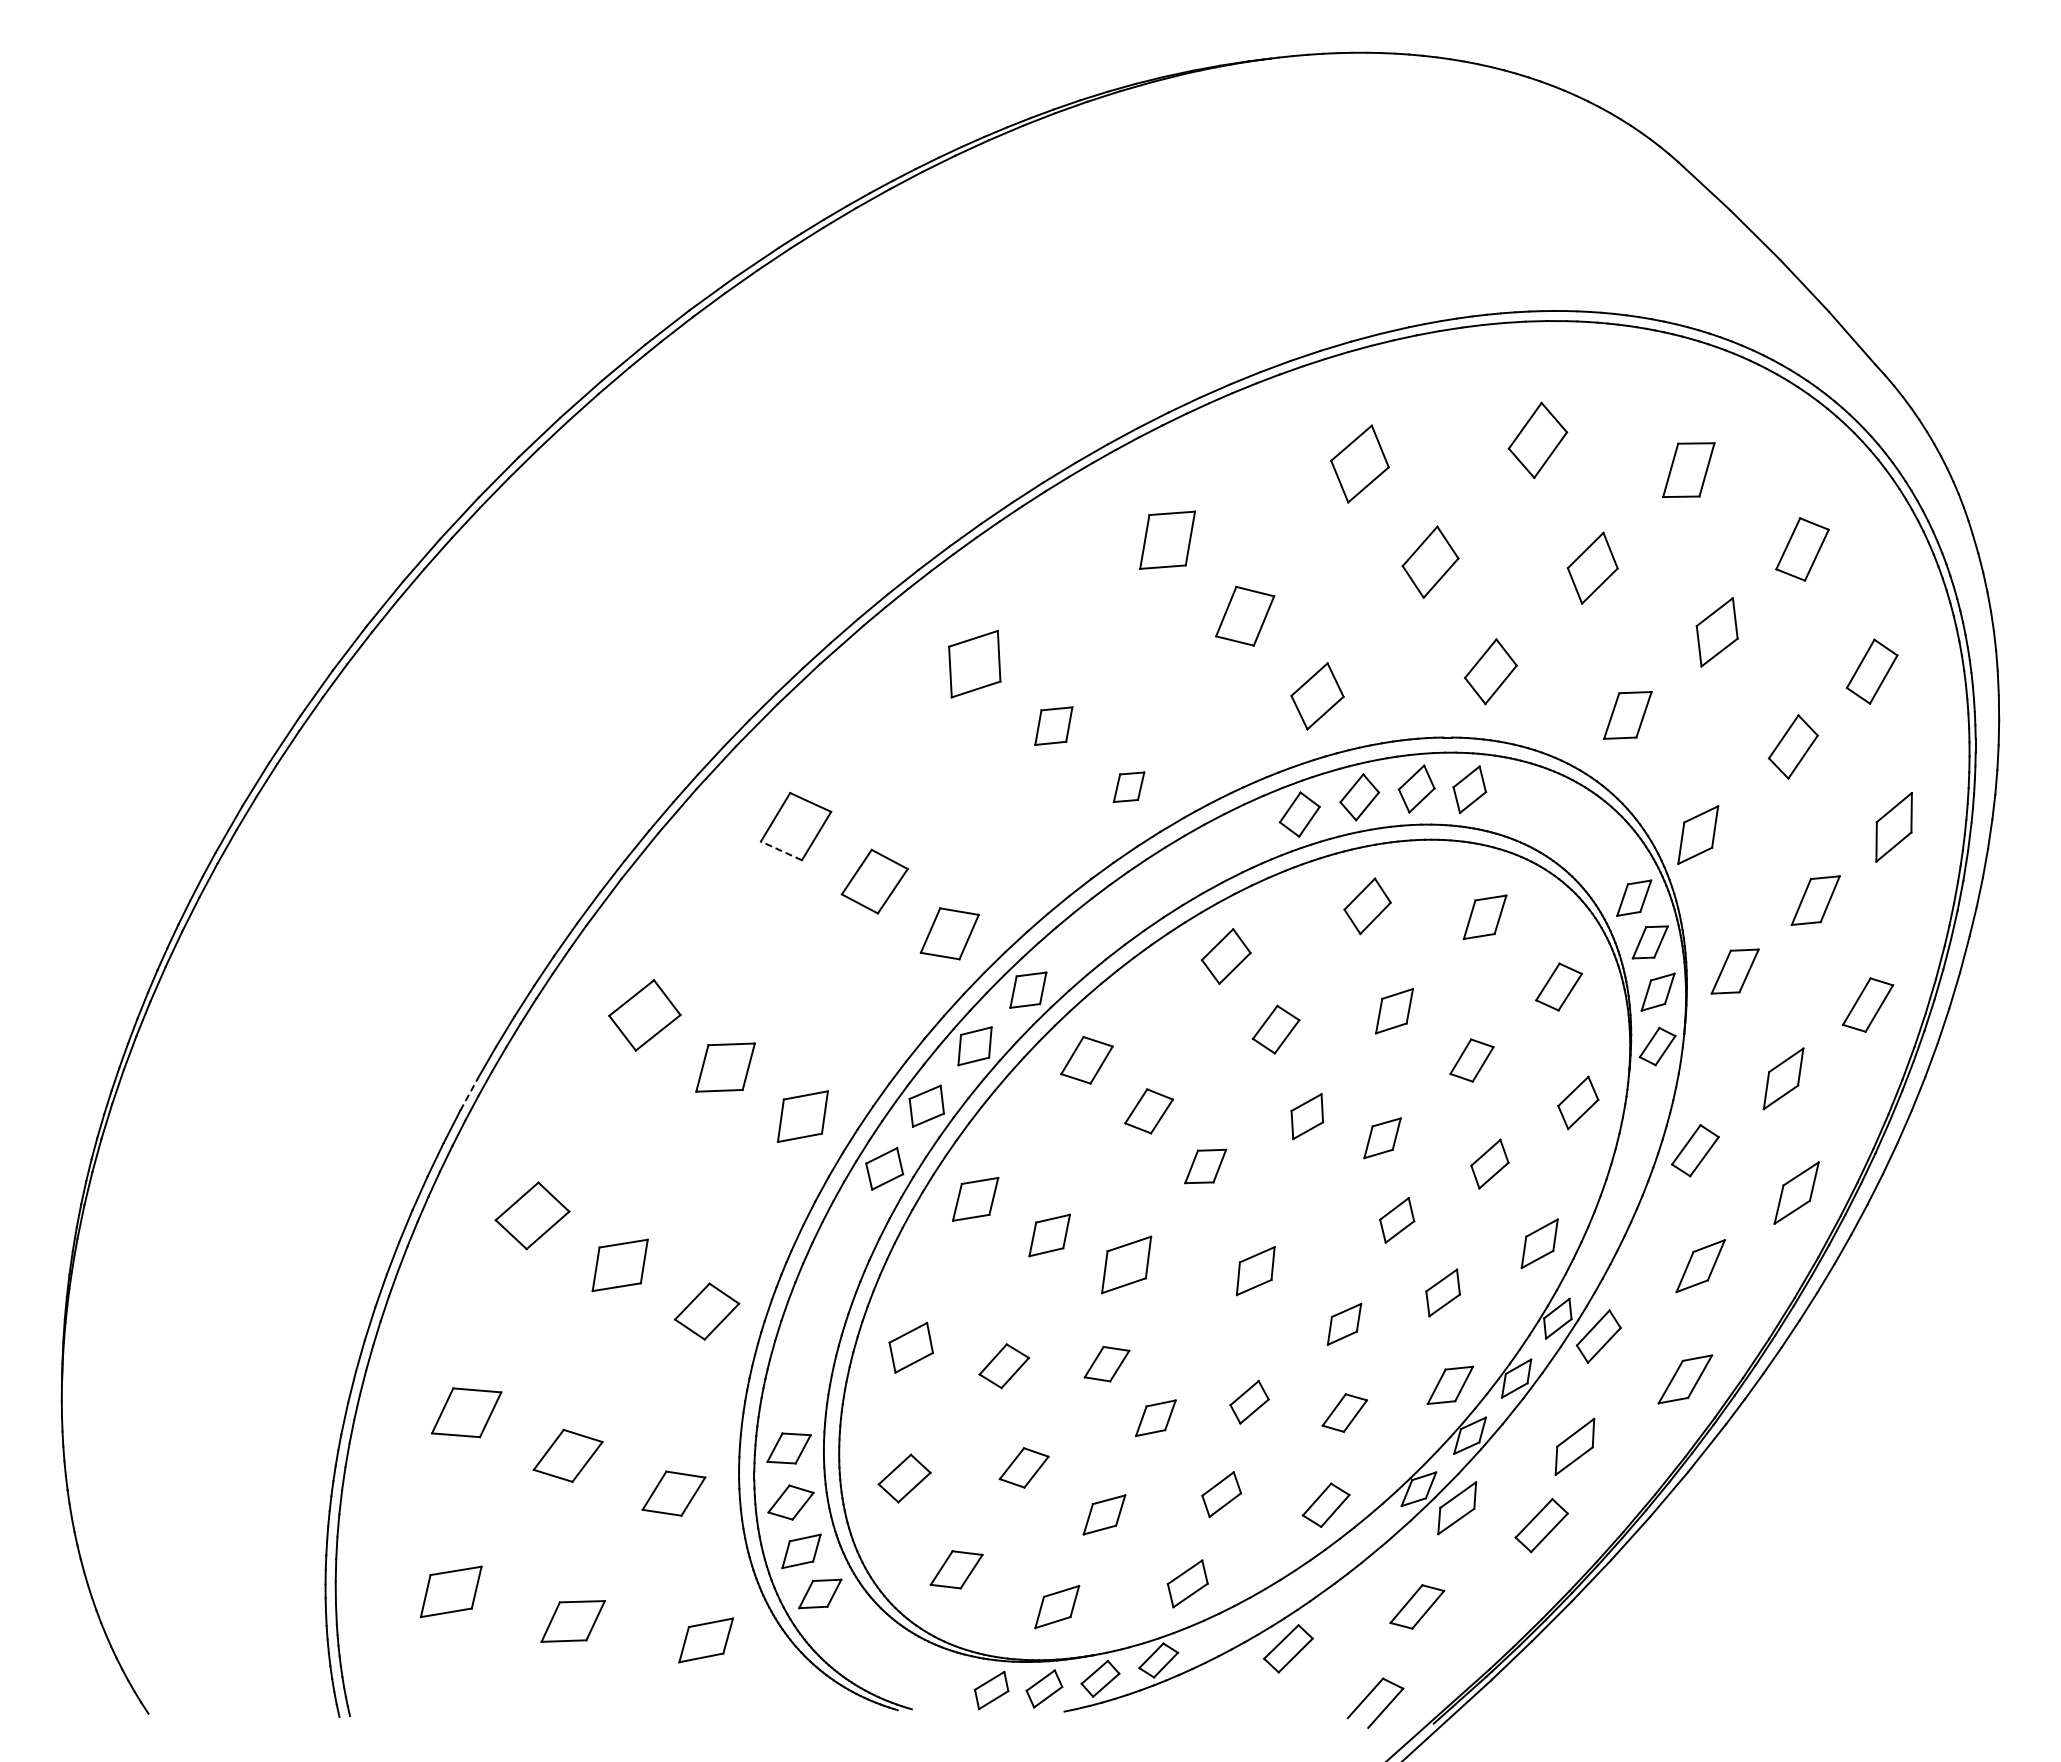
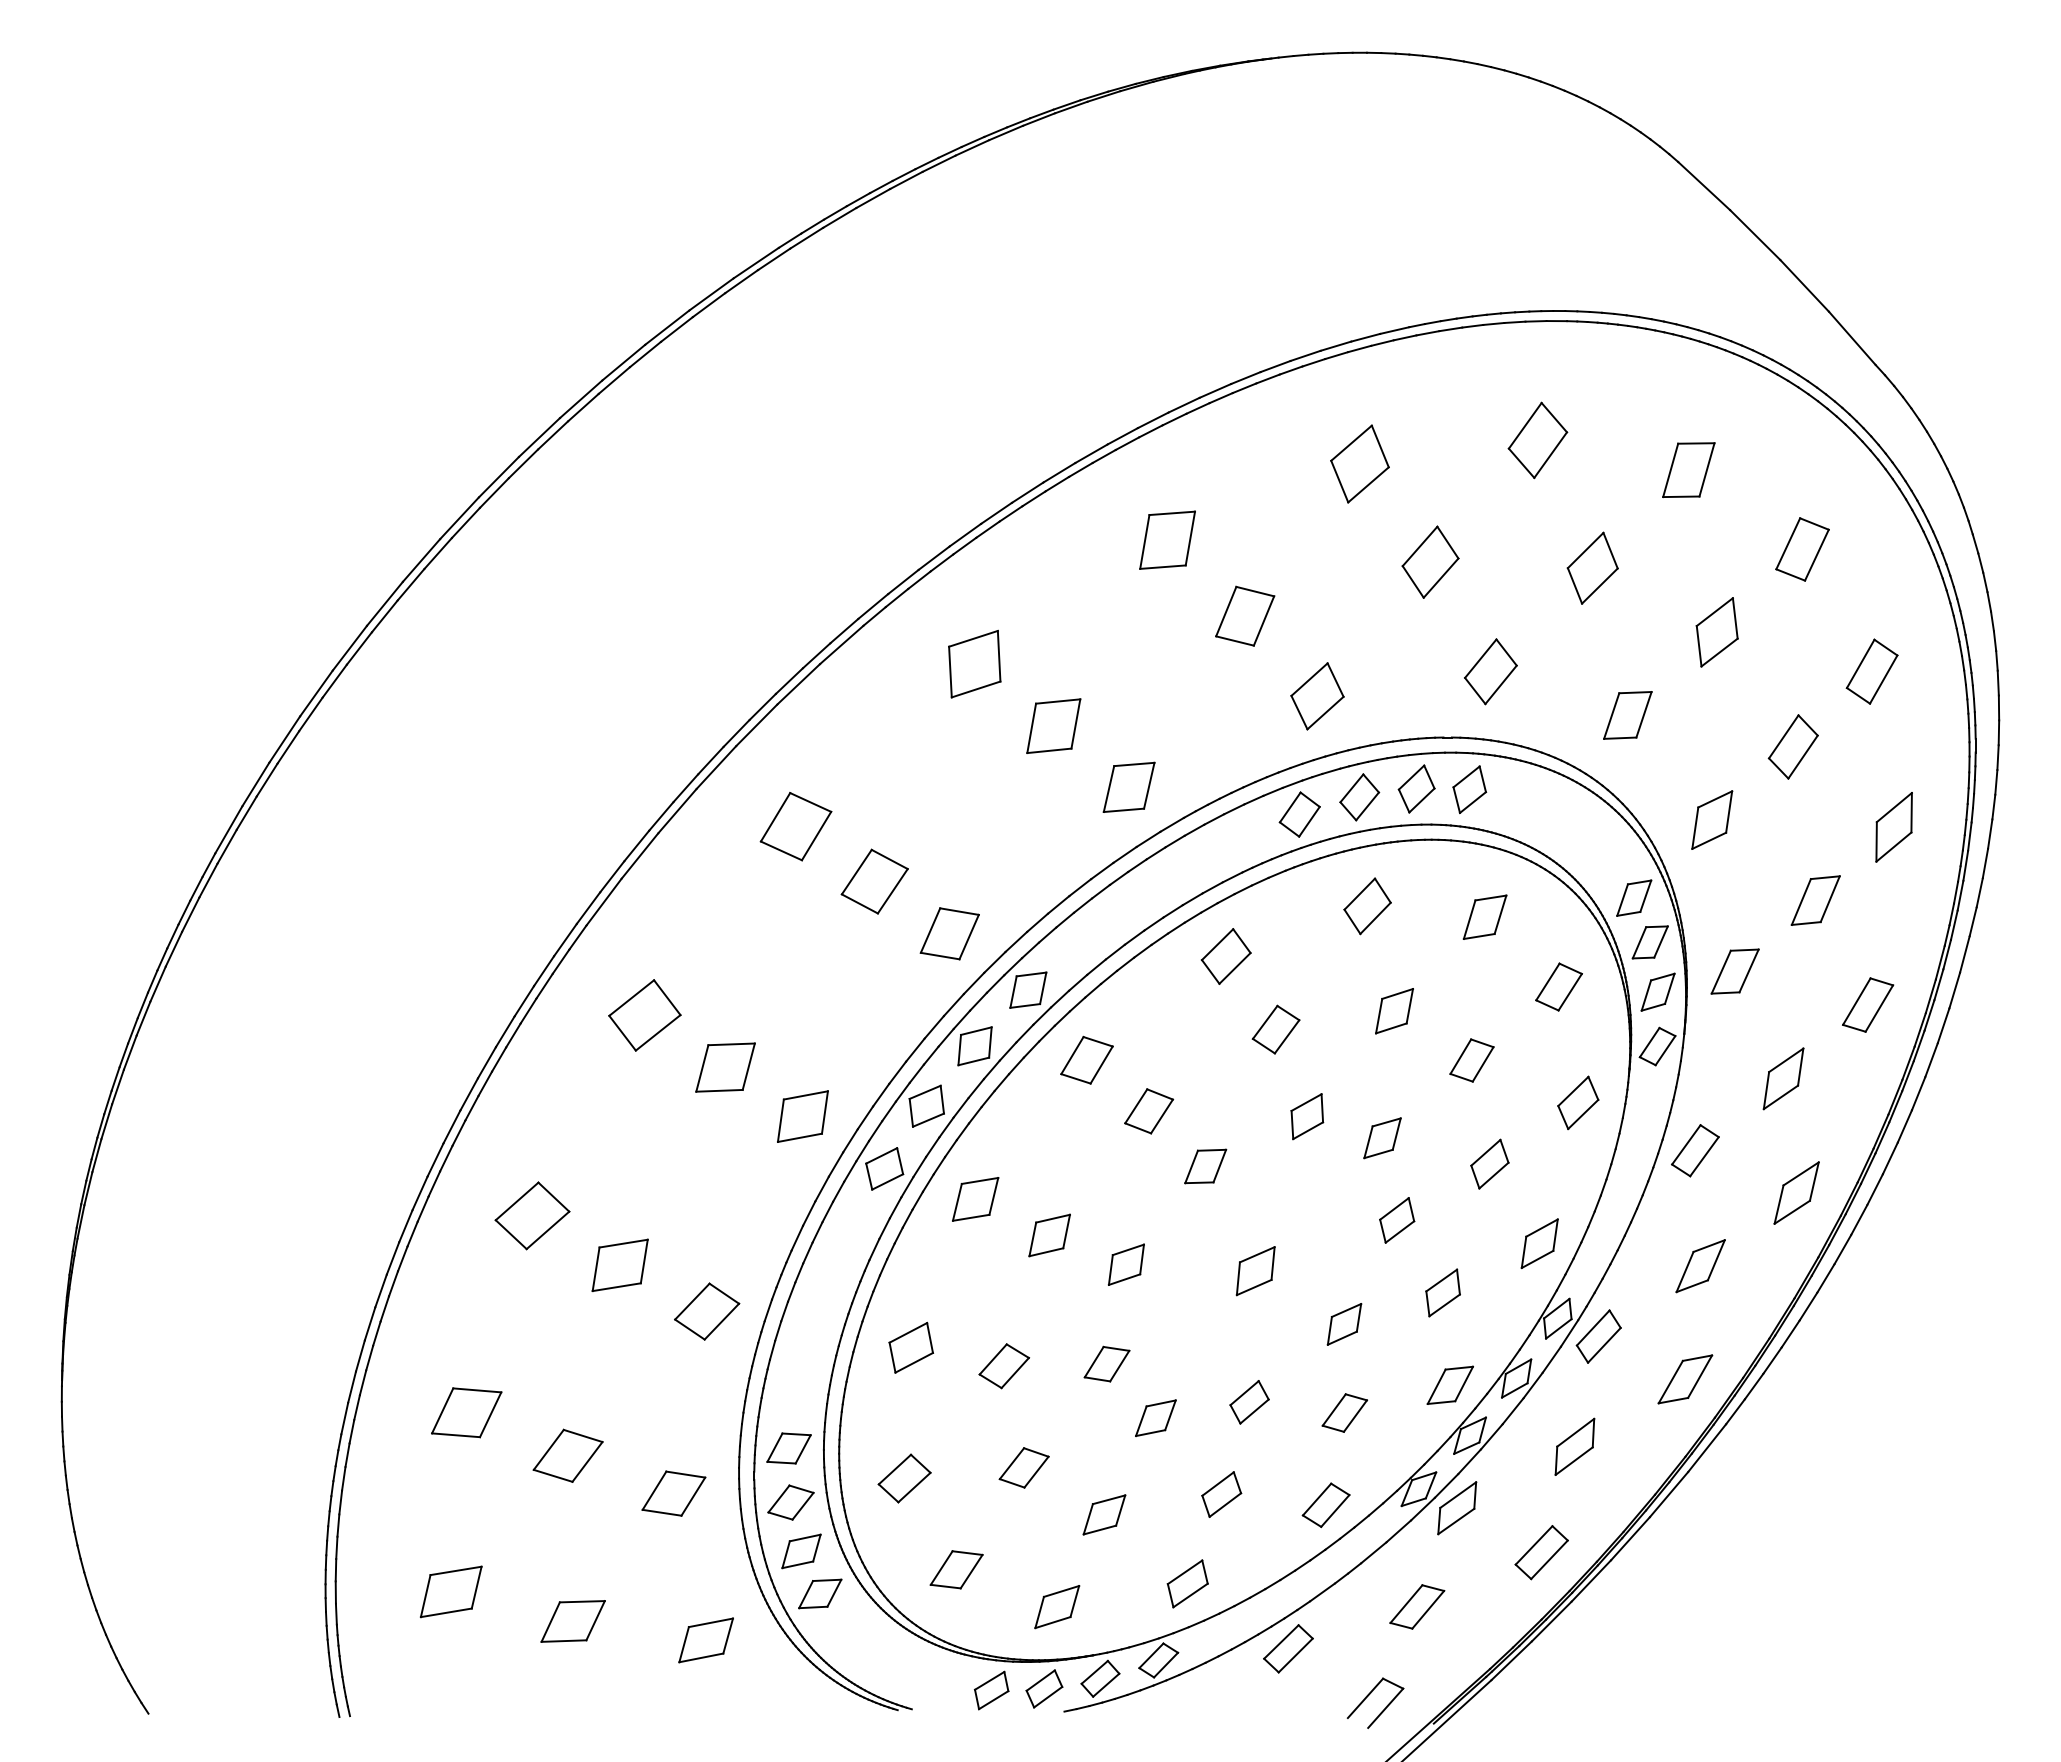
part size: 40x40 px -> 56x56 px (1053, 725)
part size: 34x32 px -> 54x52 px (1128, 786)
part position: (1698, 834) -> (1712, 819) (1712, 819)
line: dashed -> solid (781, 850)
line: dashed -> solid (469, 1094)
part size: 52x60 px -> 38x43 px (1125, 1264)
part position: (1541, 1525) -> (1541, 1552) (1541, 1552)
